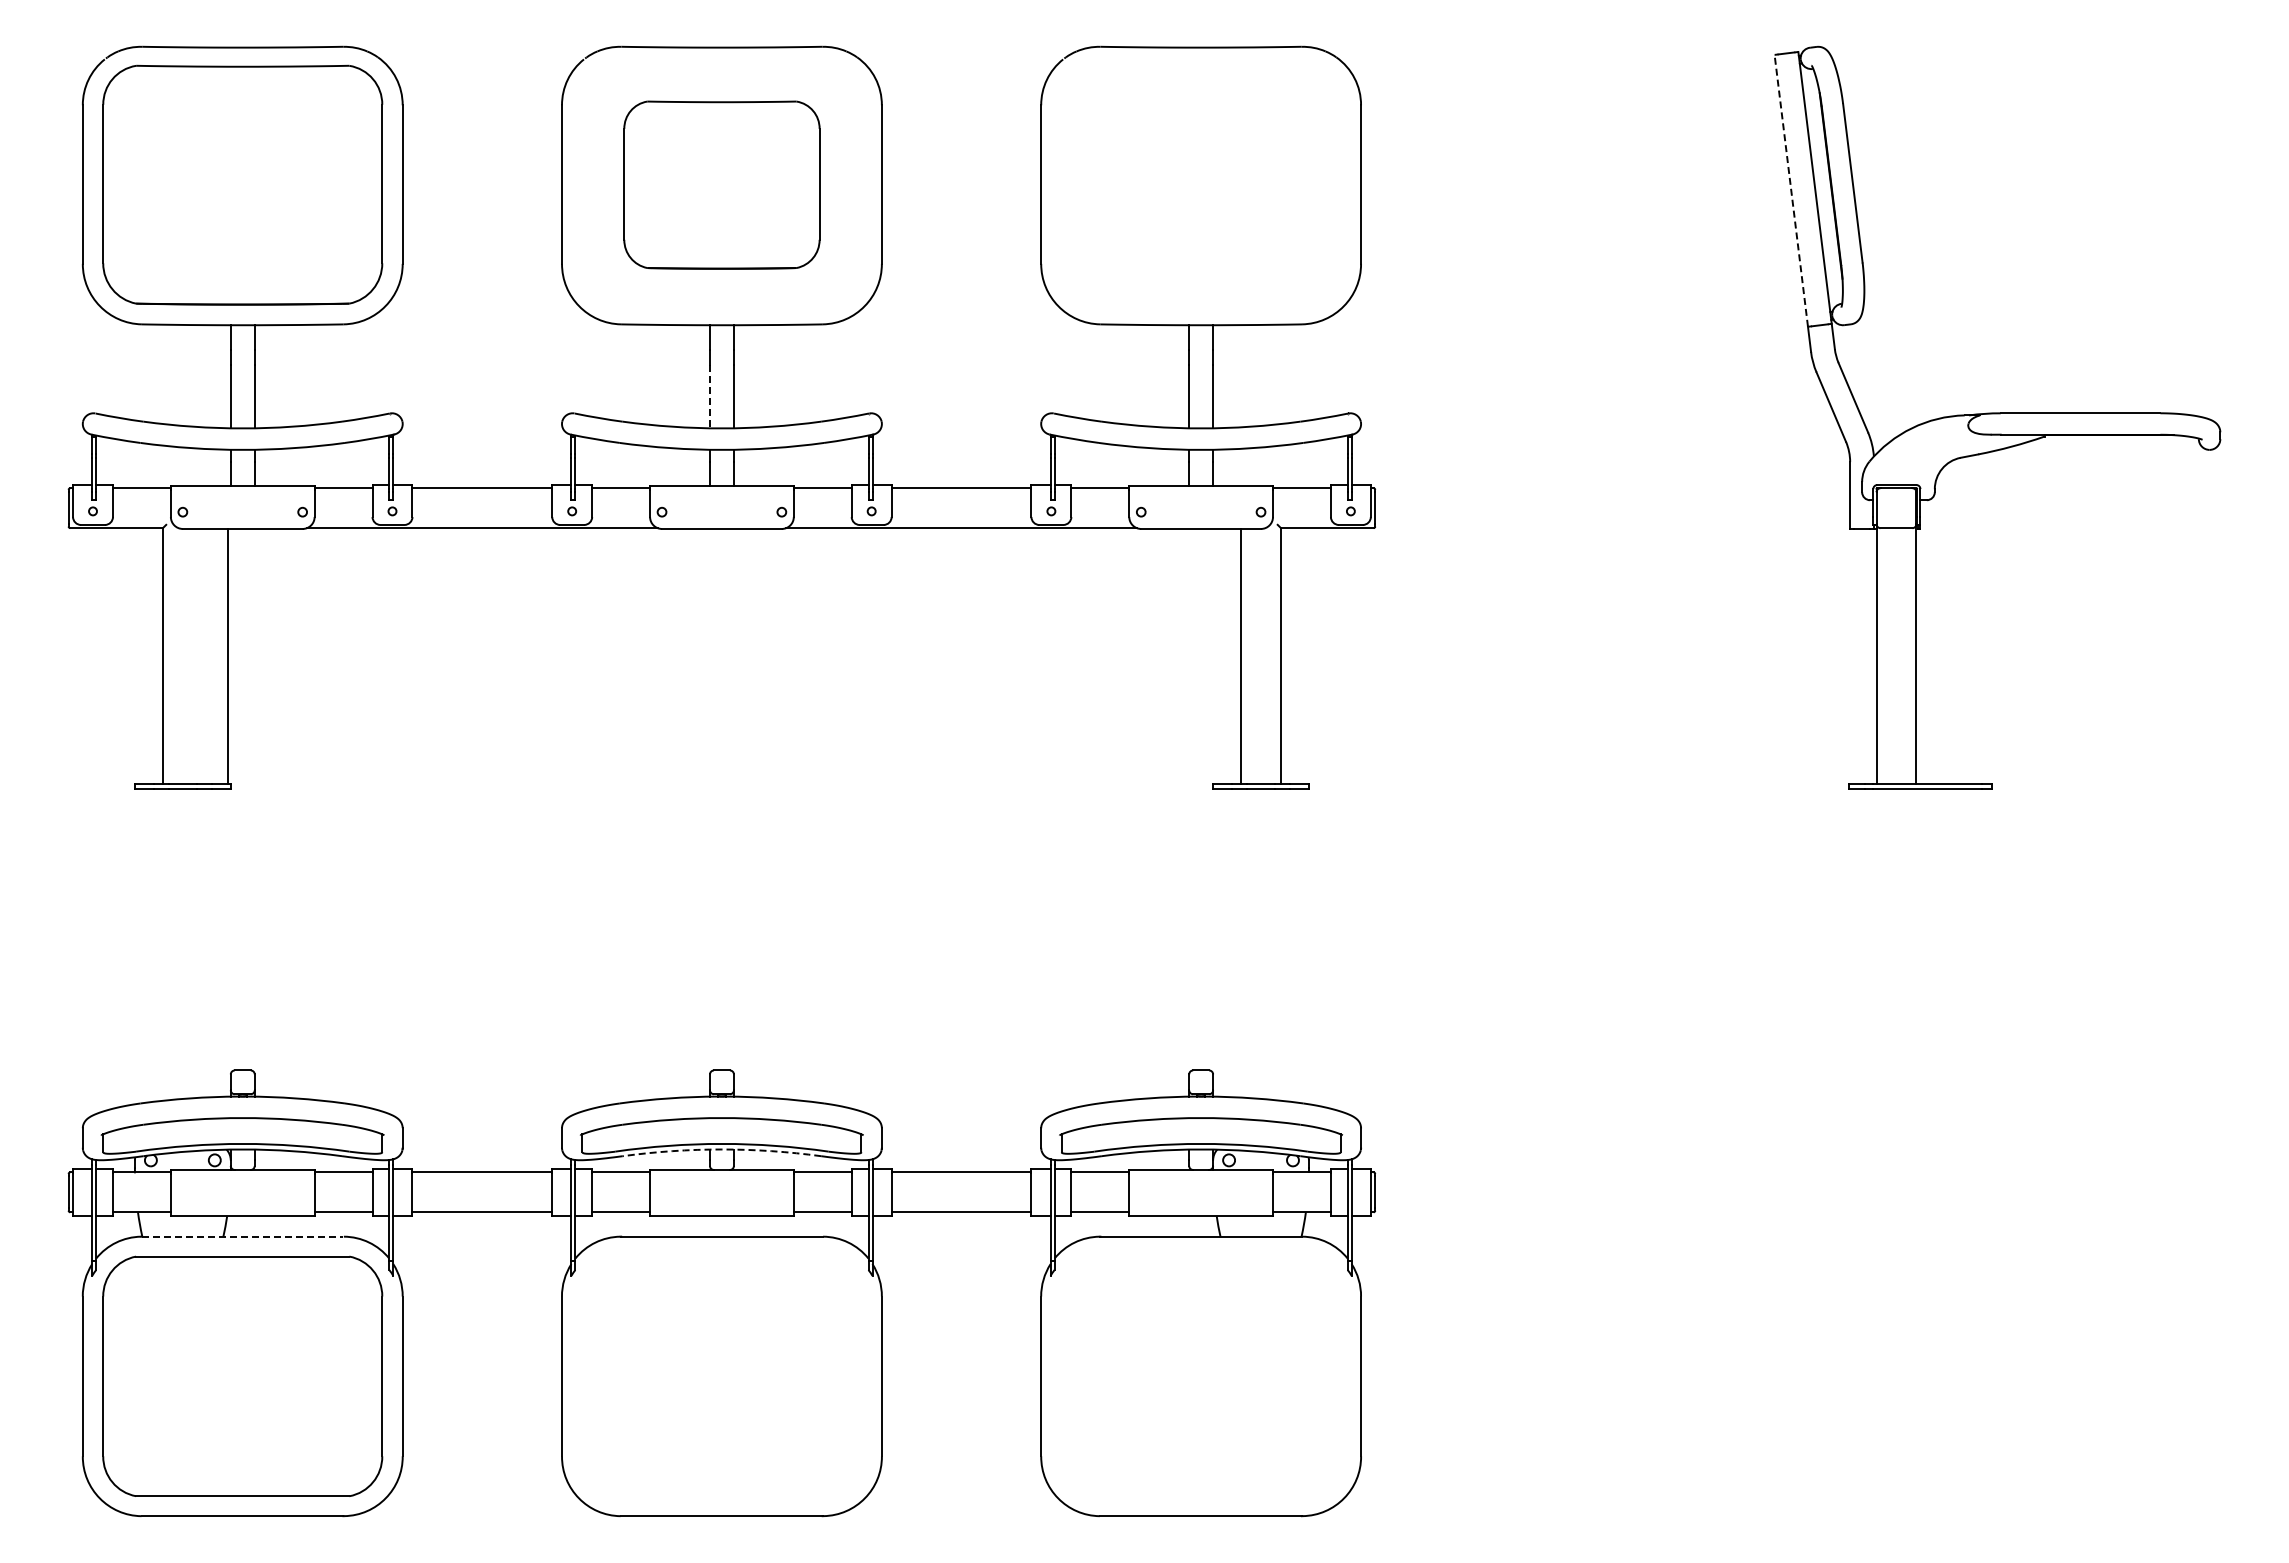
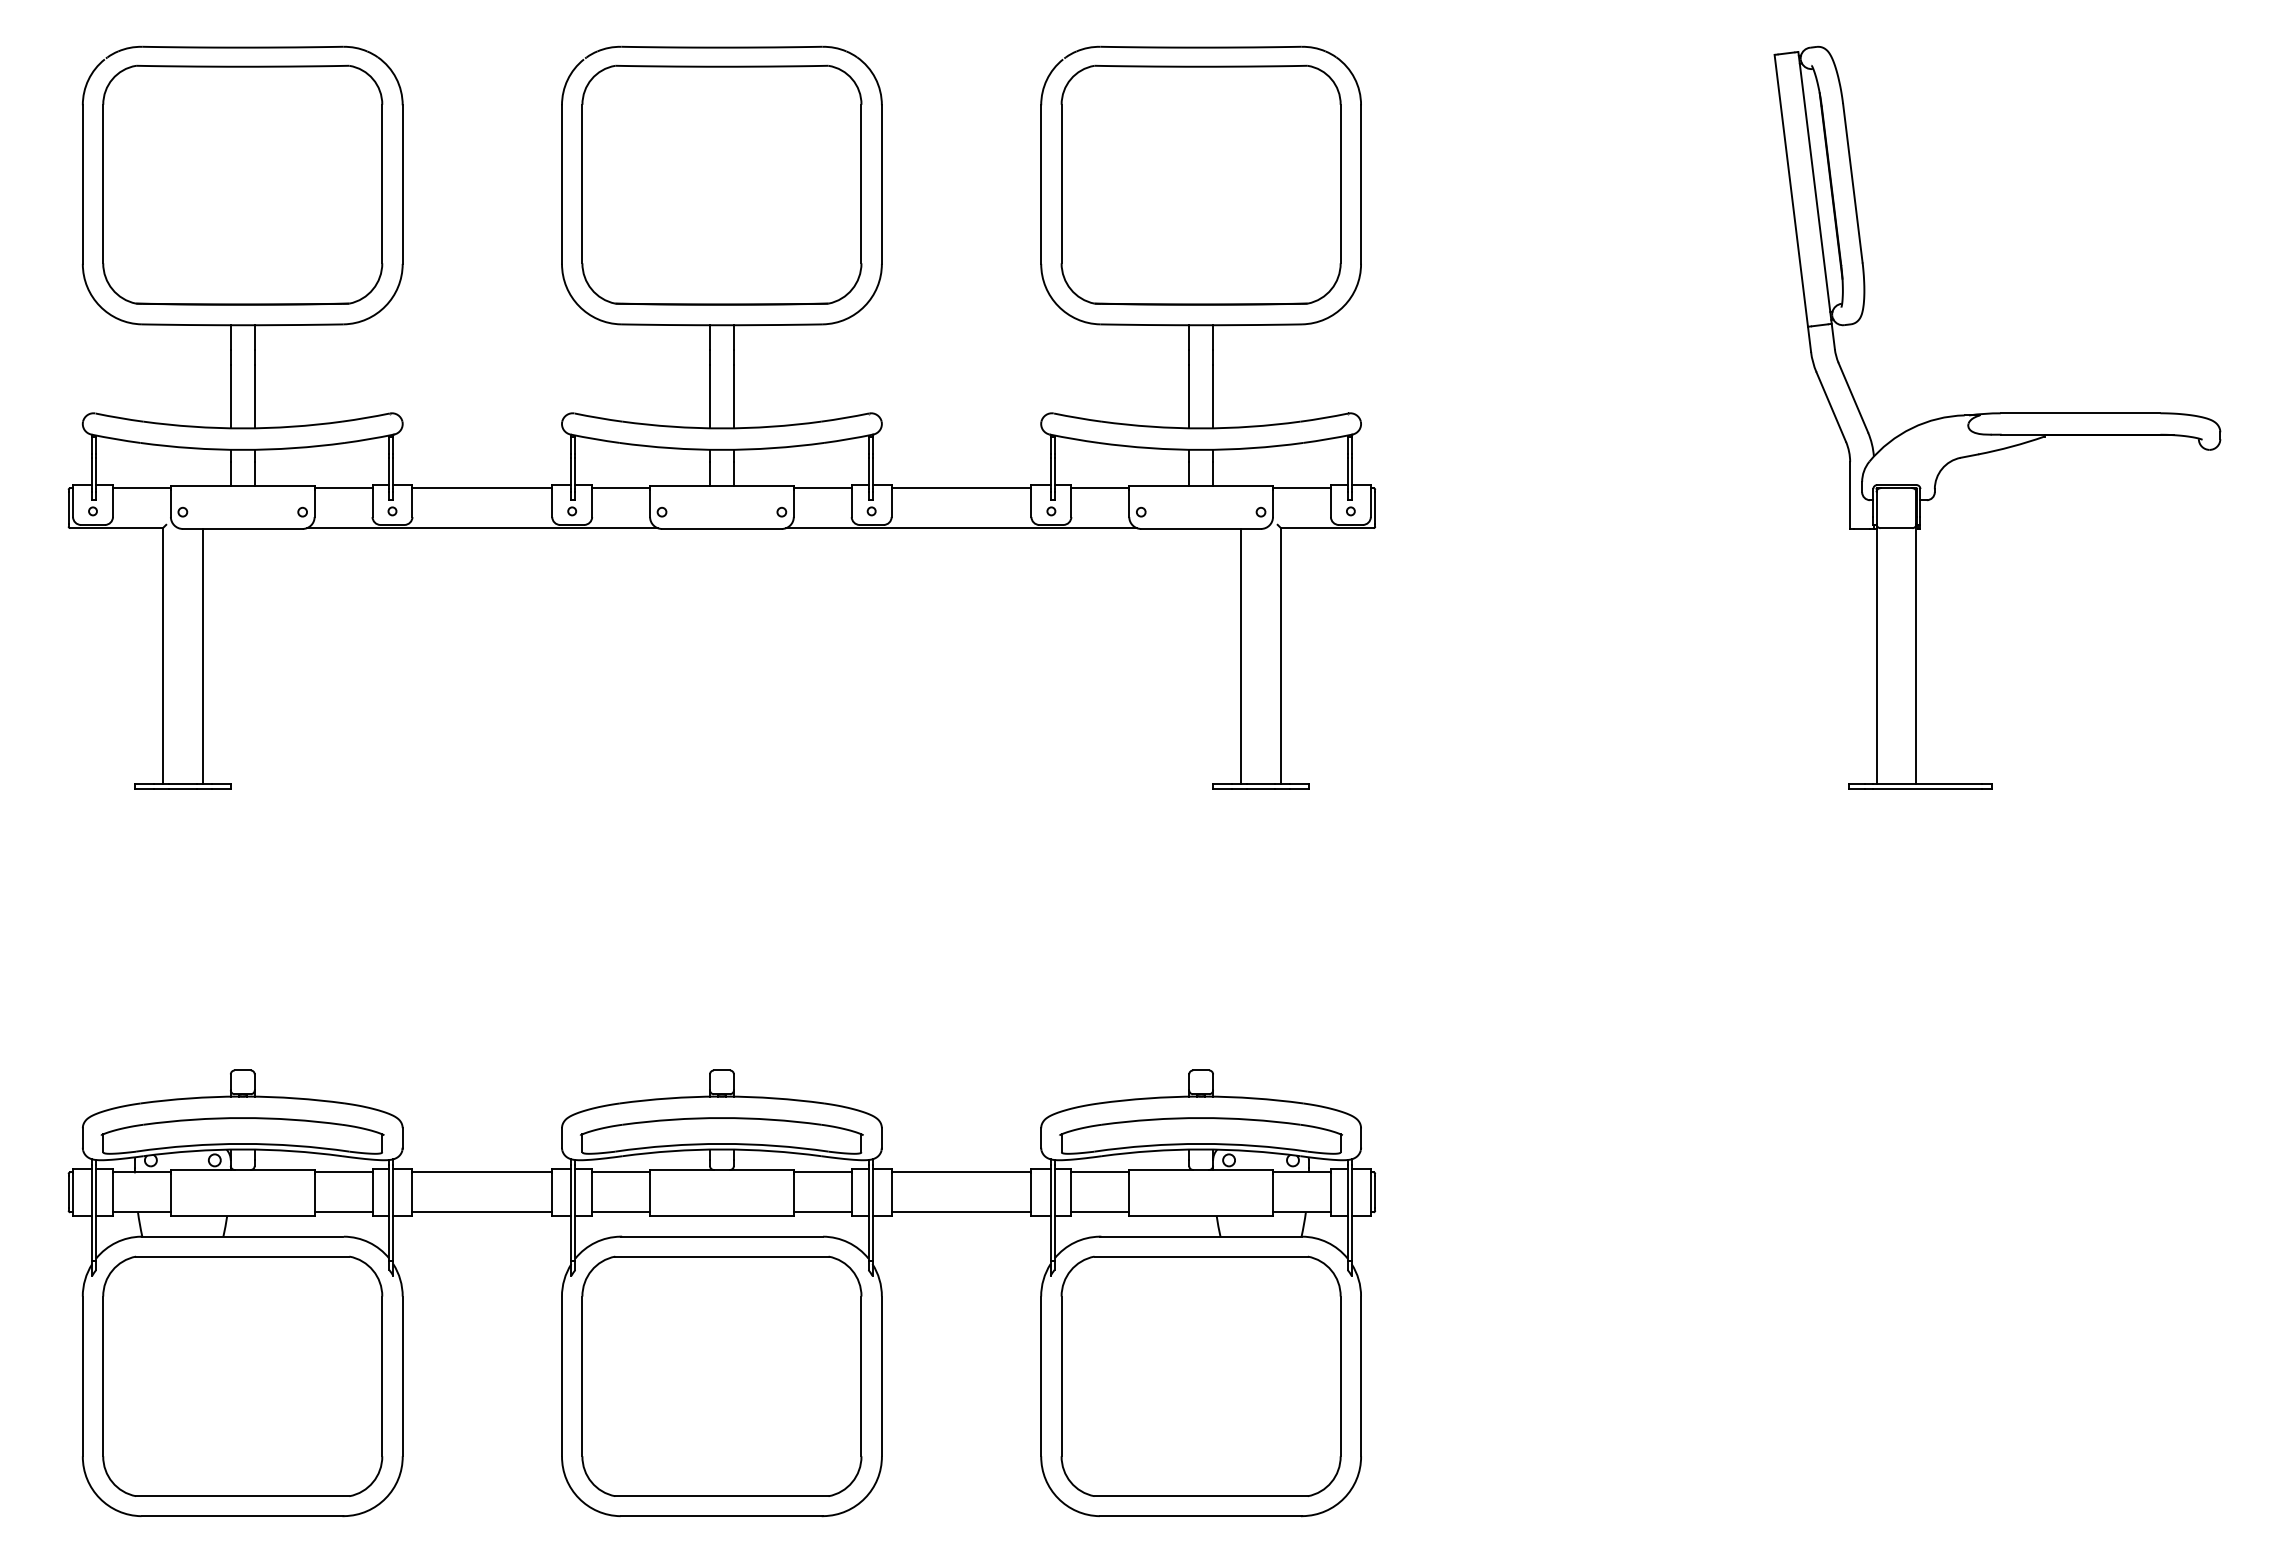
part size: 198x170 px -> 282x242 px (721, 184)
part: none -> present (1200, 184)
line: dashed -> solid (1791, 190)
line: dashed -> solid (709, 396)
line position: (227, 655) -> (202, 655) (202, 655)
arc: dashed -> solid (721, 1149)
line: dashed -> solid (242, 1236)
part: none -> present (721, 1375)
part: none -> present (1200, 1375)
